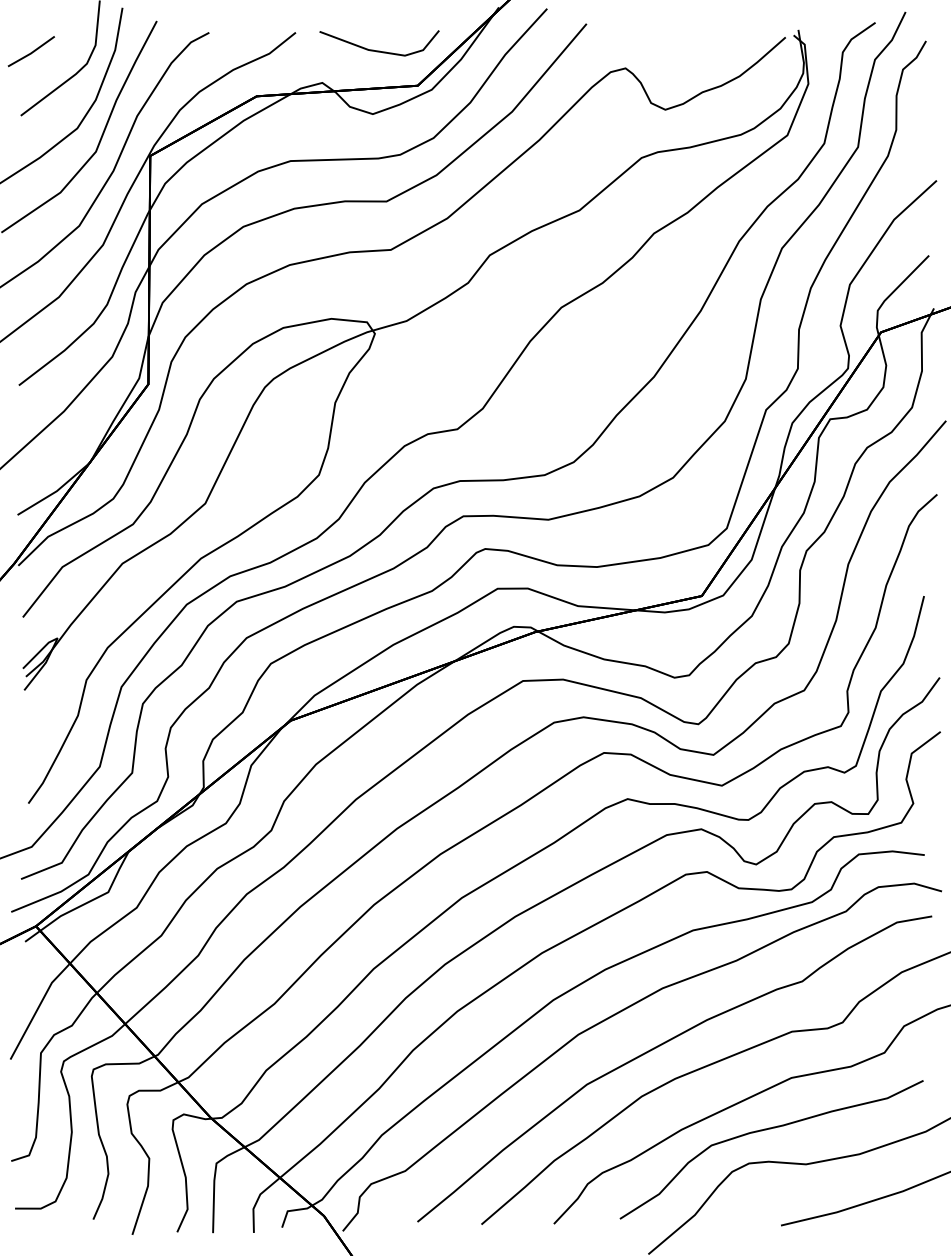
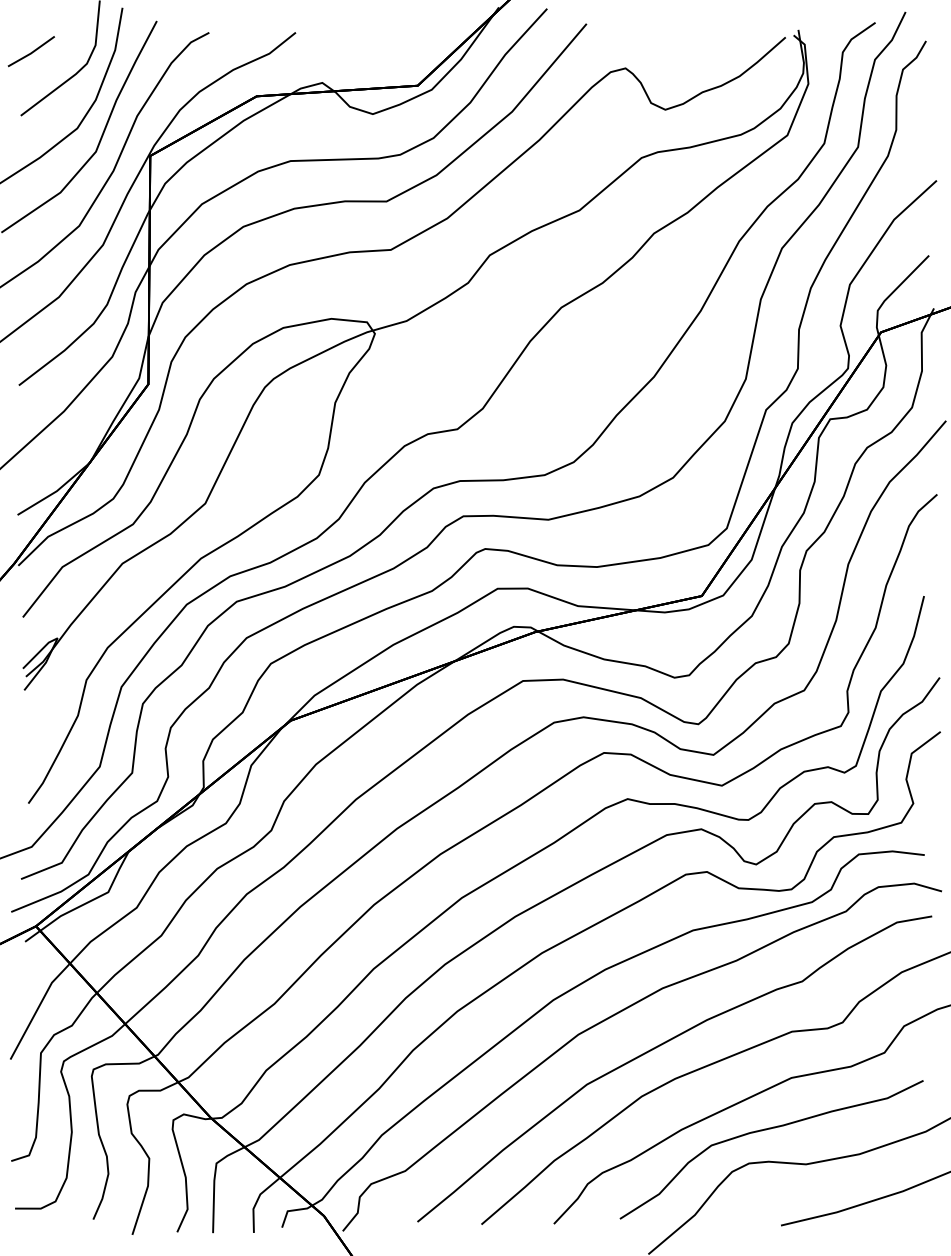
line: present -> none (379, 50)
